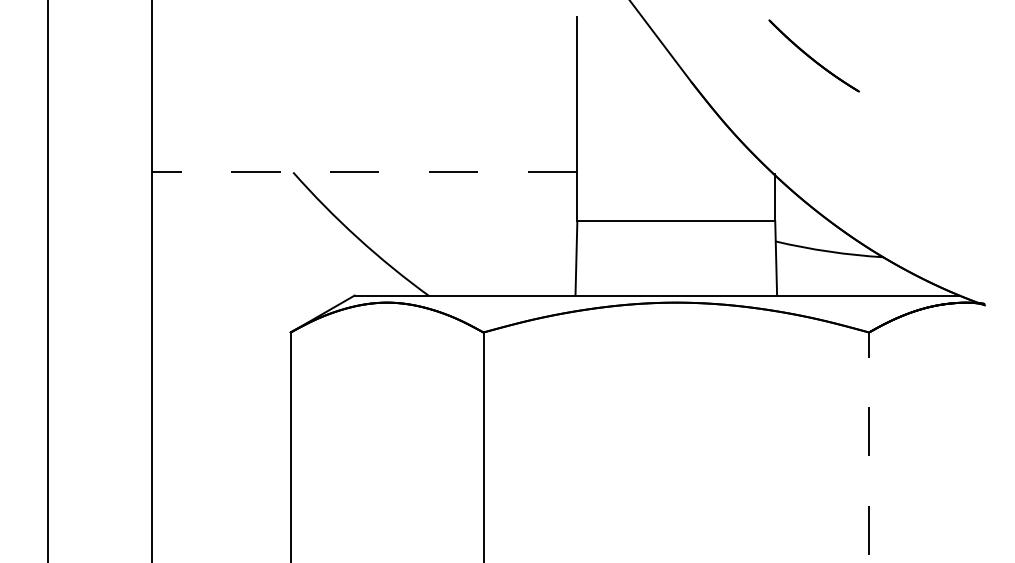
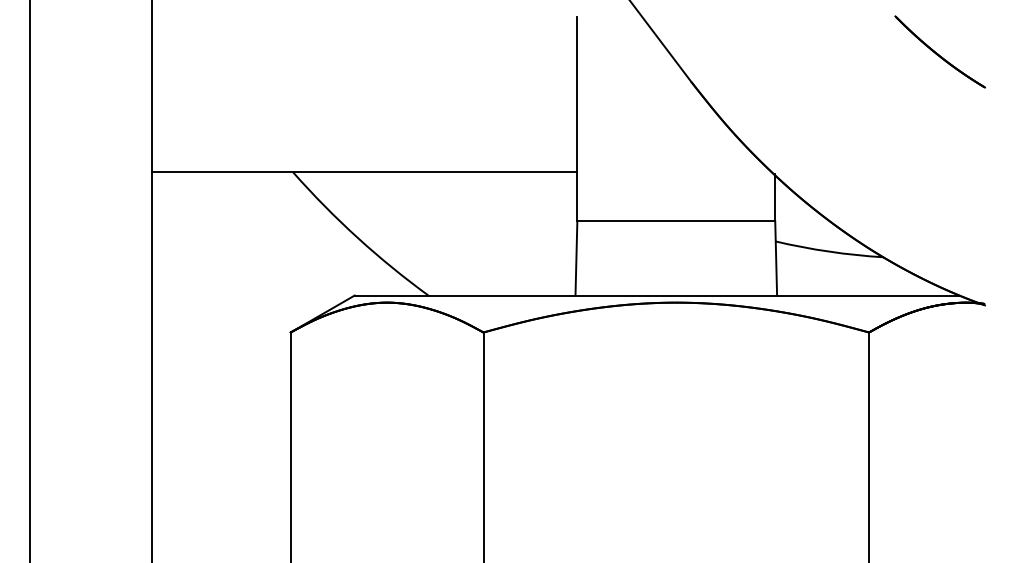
part position: (813, 55) -> (939, 51) (939, 51)
line: dashed -> solid (364, 171)
line position: (48, 280) -> (30, 280) (30, 280)
line: dashed -> solid (869, 447)
